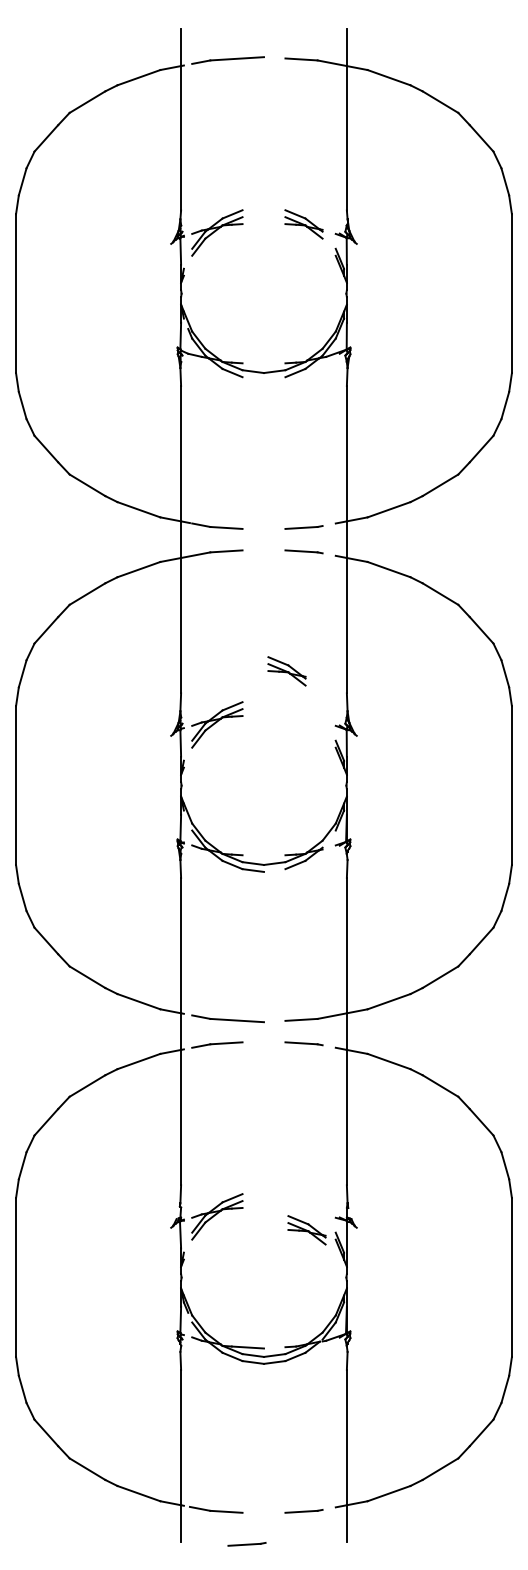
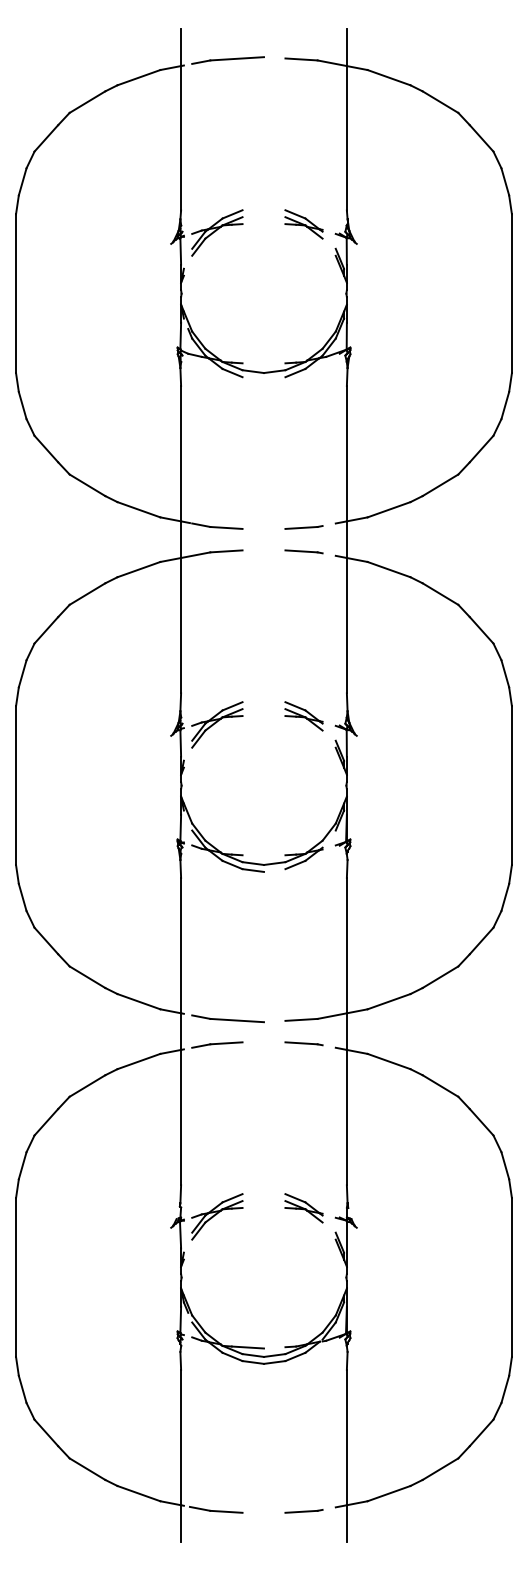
part position: (286, 671) -> (303, 716) (303, 716)
part position: (306, 1230) -> (303, 1208) (303, 1208)
line: present -> none (246, 1544)
